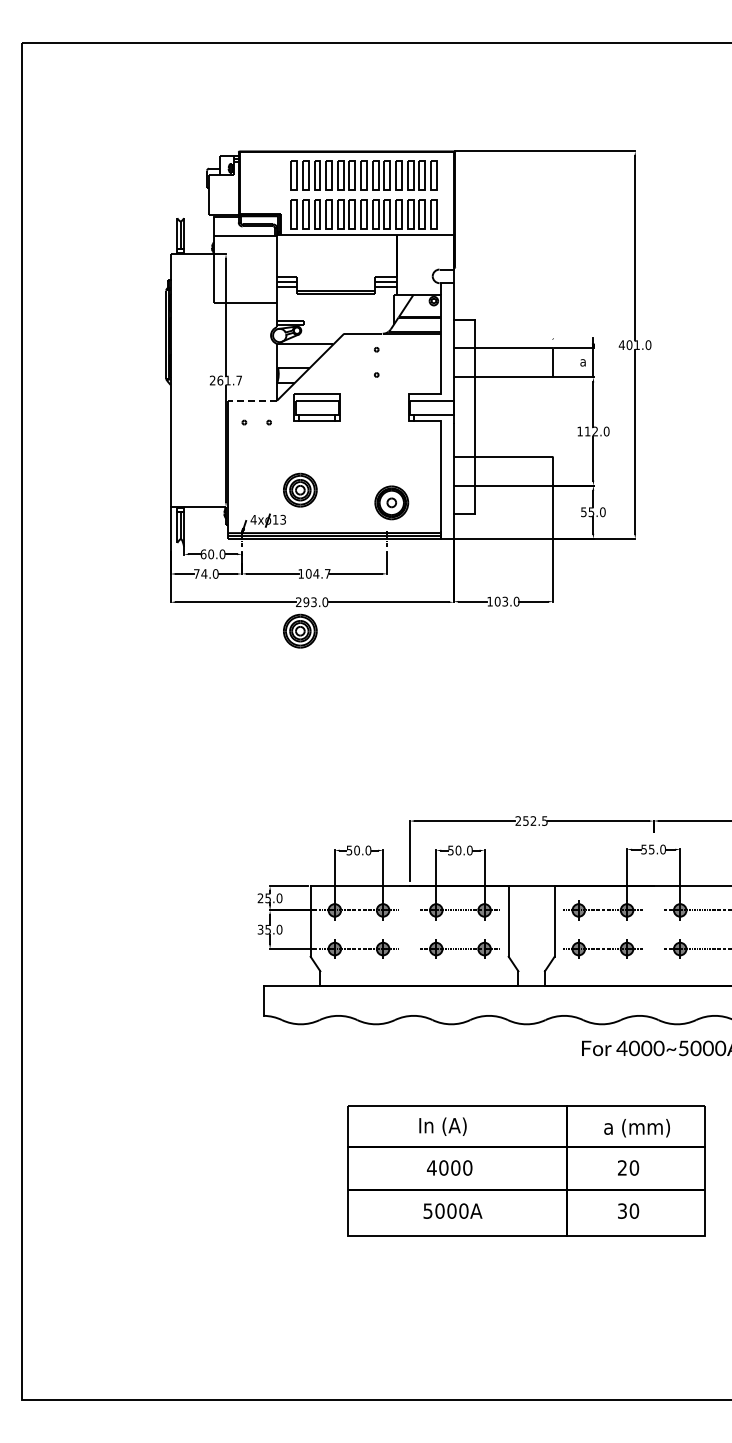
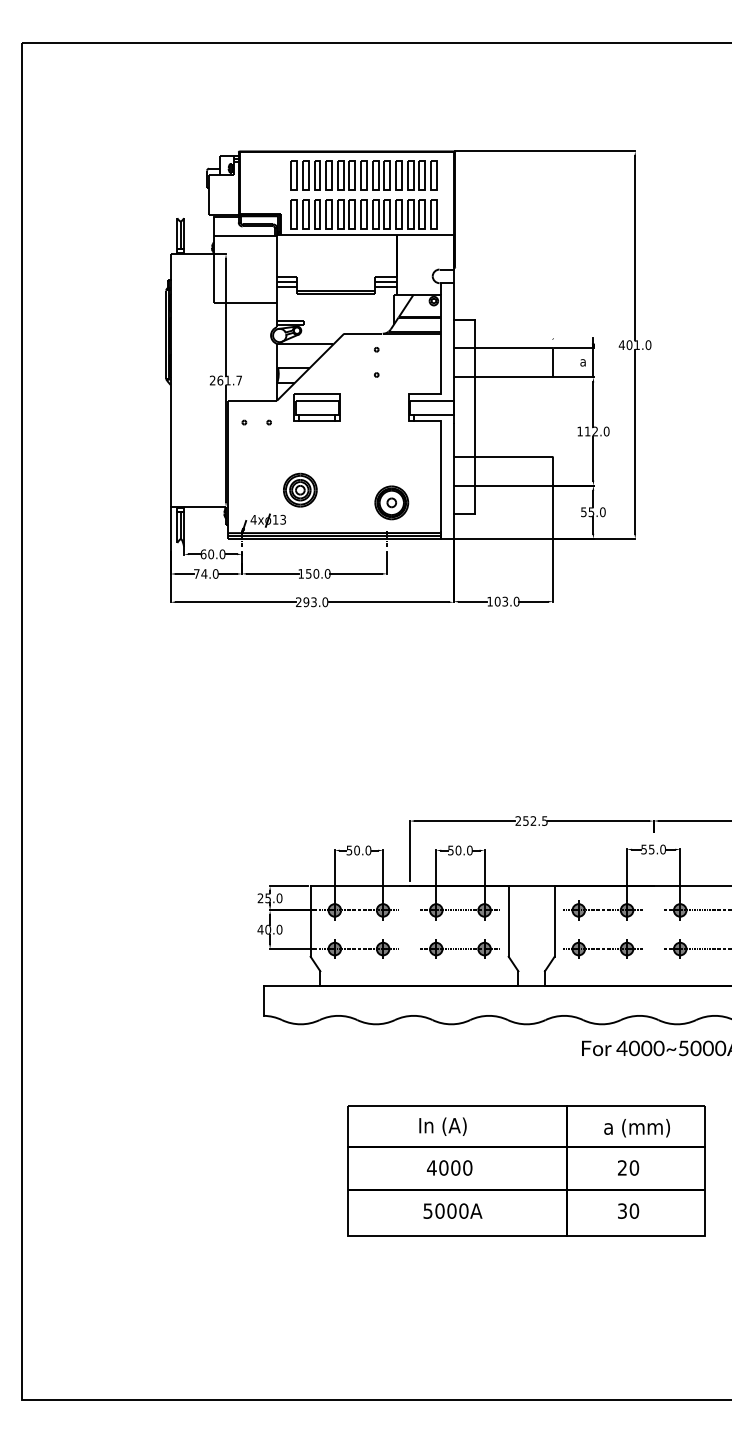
line: dashed -> solid (252, 400)
text: 104.7 -> 150.0 (317, 573)
part: present -> none (300, 630)
text: 35.0 -> 40.0 (264, 929)
